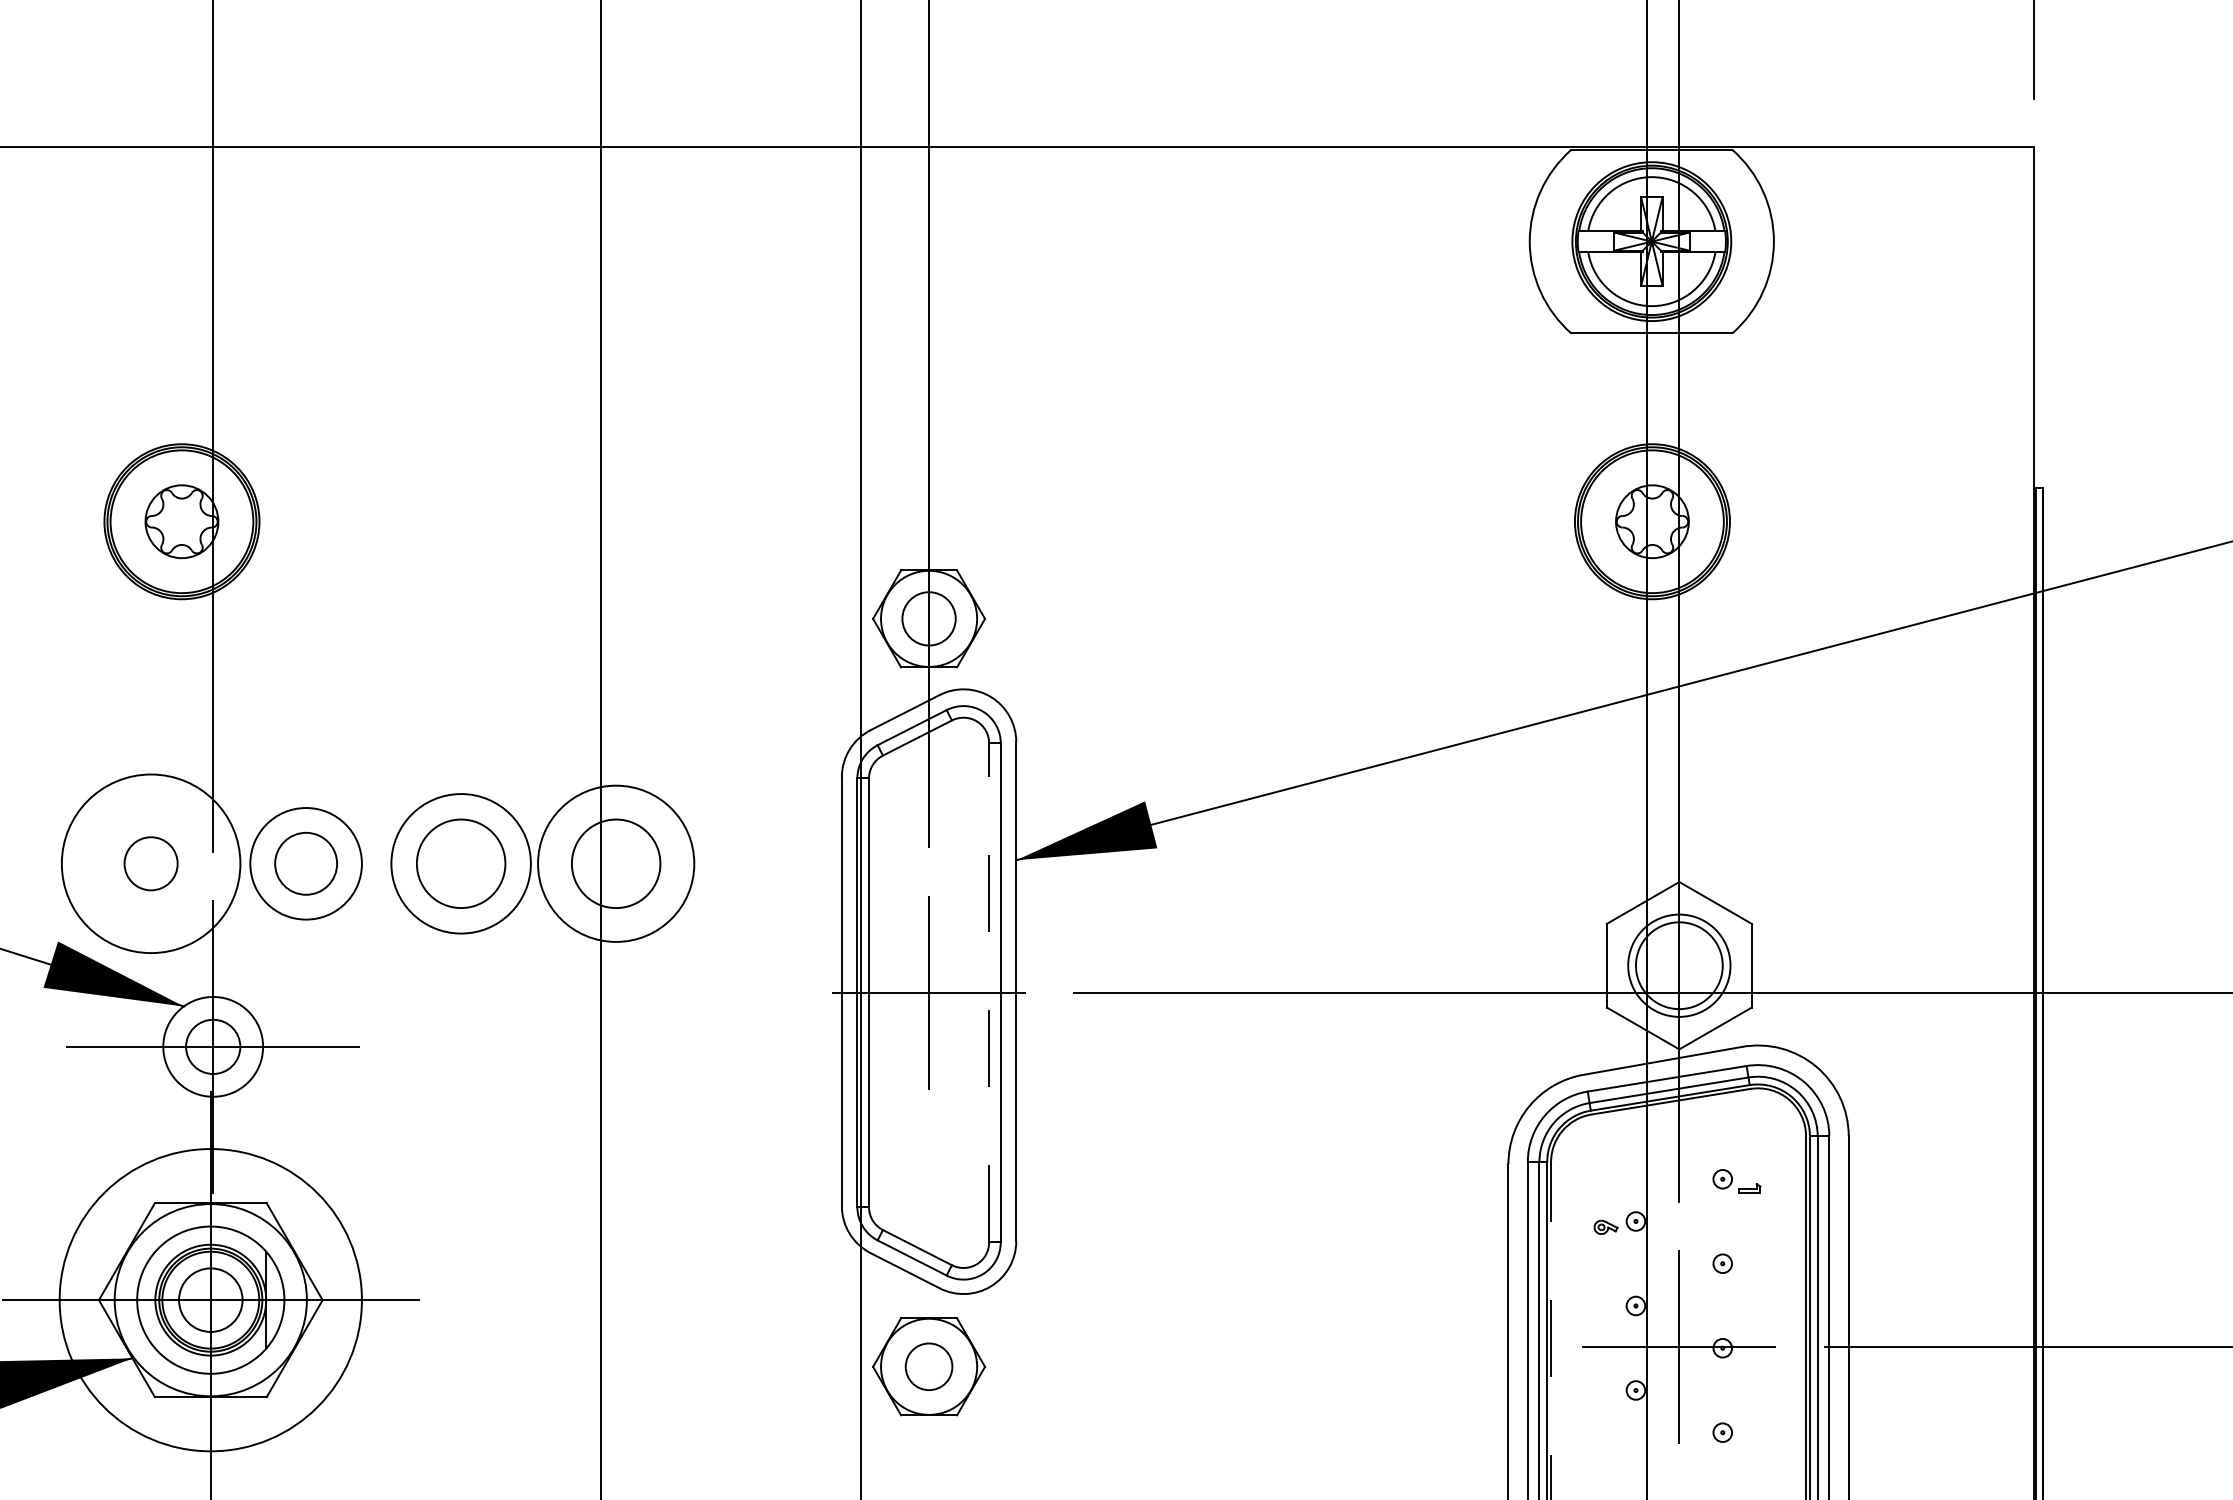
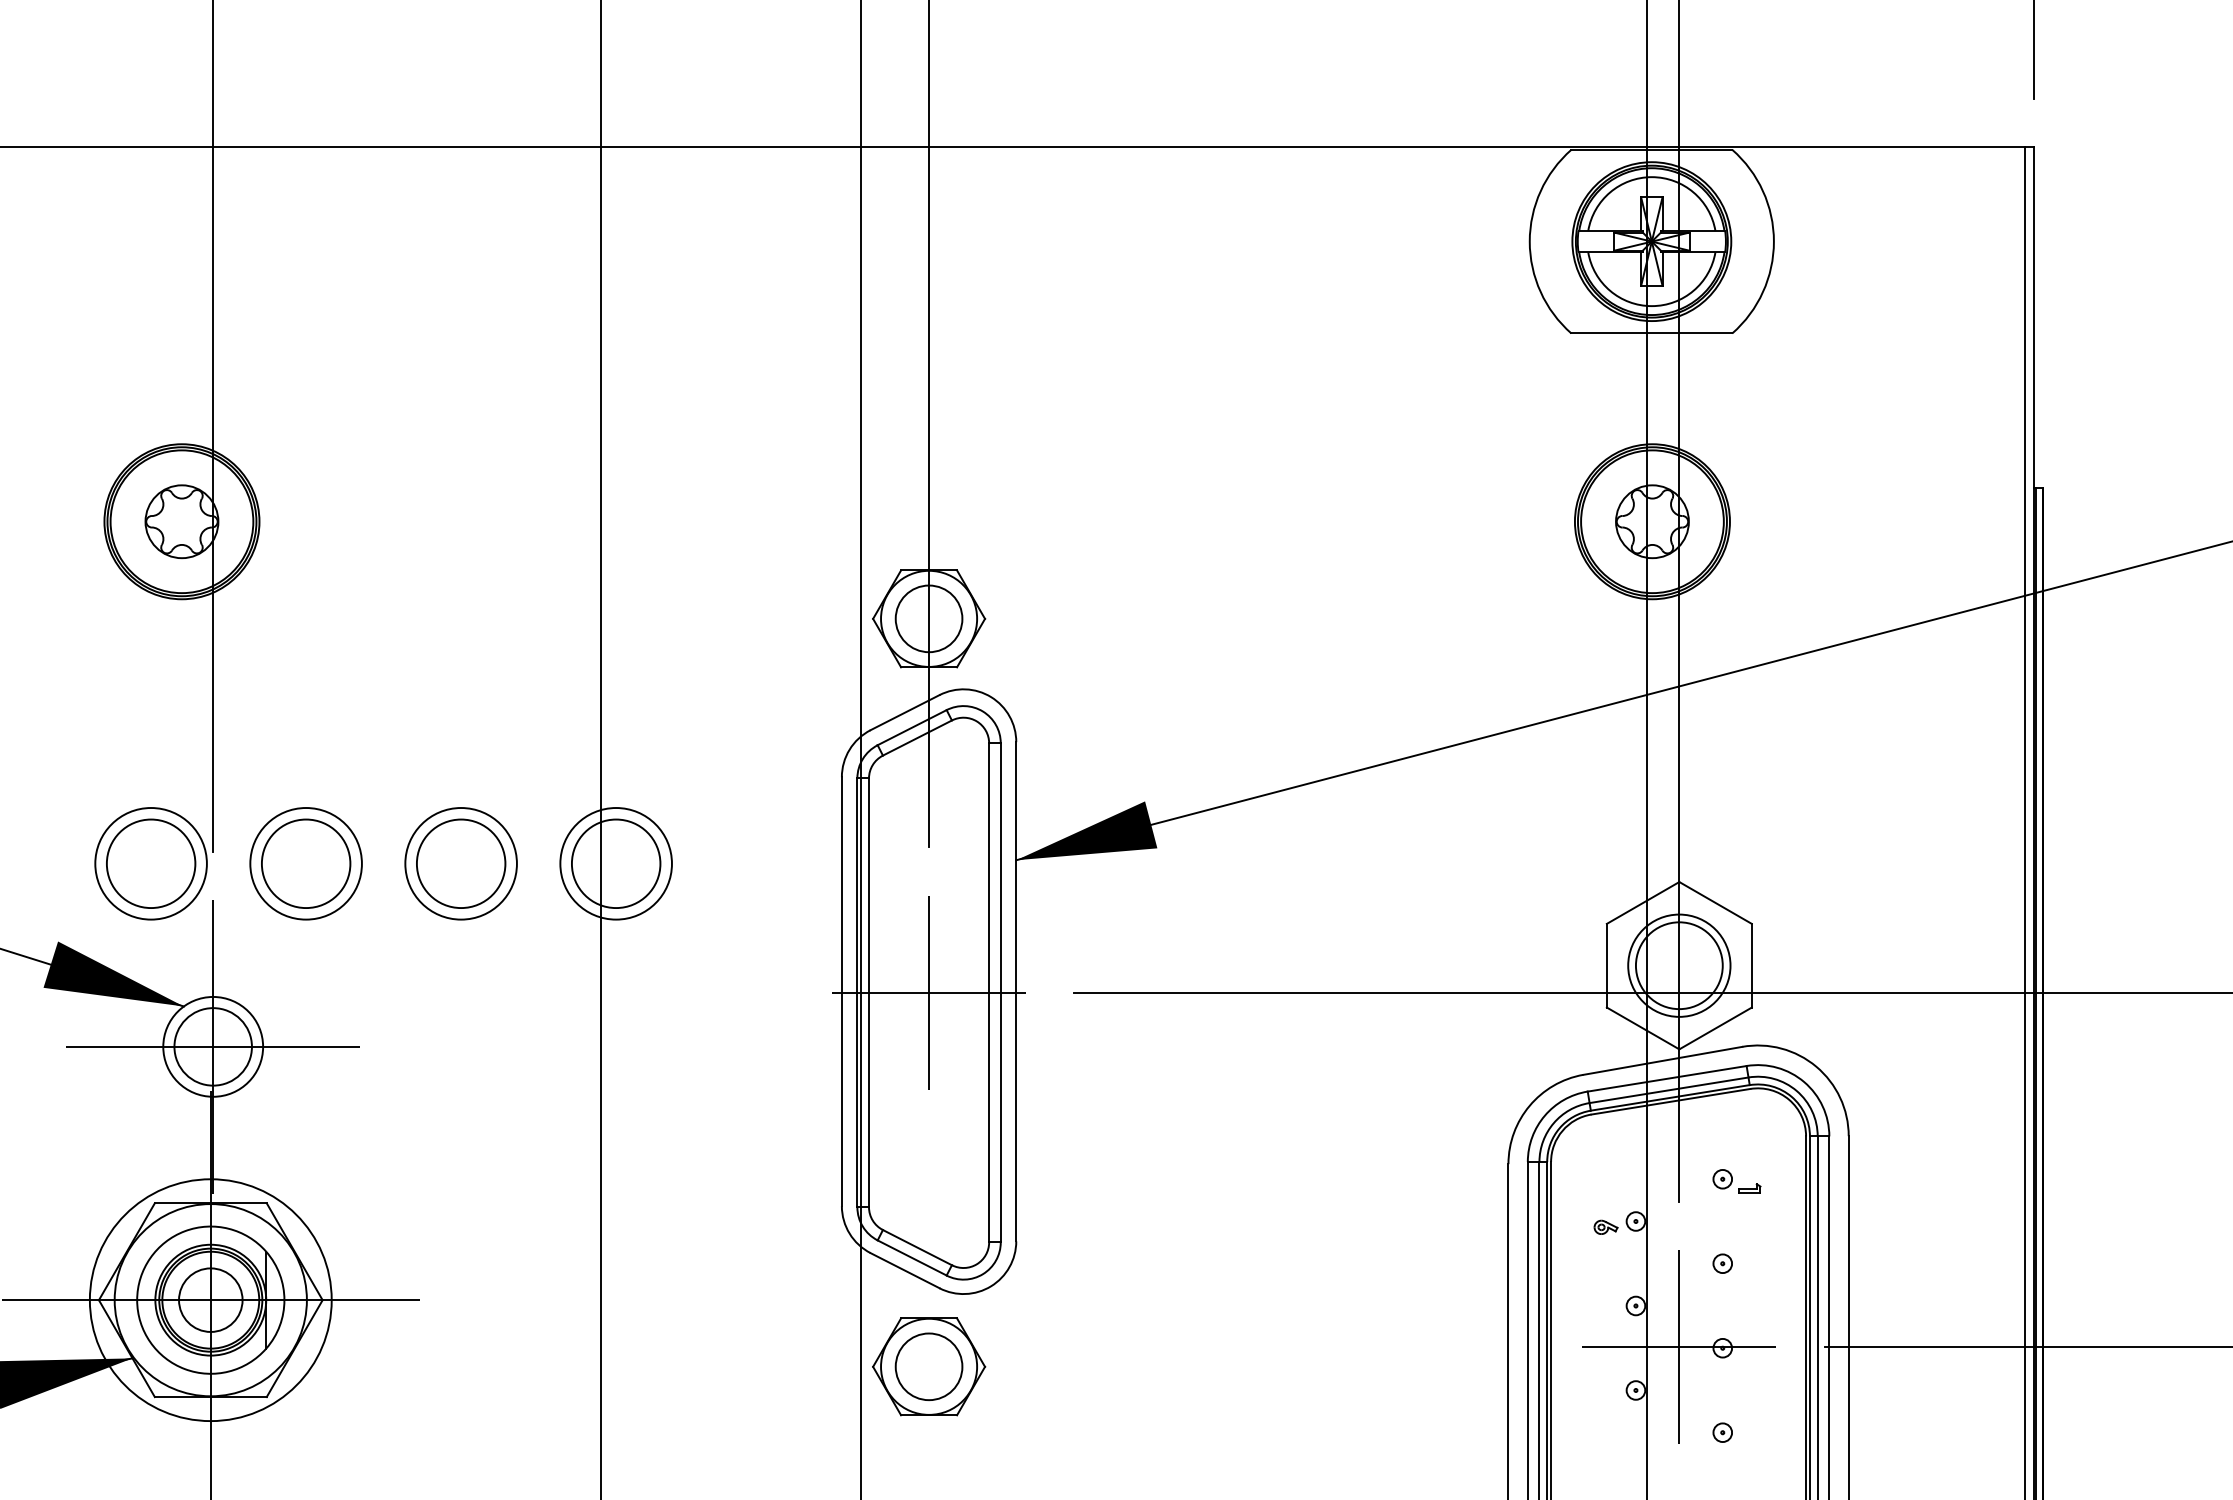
circle diameter: 53 px -> 67 px (928, 618)
line: none -> present (2024, 821)
circle diameter: 179 px -> 112 px (150, 863)
circle diameter: 53 px -> 89 px (150, 863)
circle diameter: 62 px -> 89 px (305, 863)
circle diameter: 140 px -> 112 px (460, 863)
circle diameter: 156 px -> 112 px (615, 863)
line: dashed -> solid (989, 992)
circle diameter: 54 px -> 78 px (212, 1046)
circle diameter: 302 px -> 242 px (210, 1300)
line: dashed -> solid (1551, 1330)
circle diameter: 47 px -> 67 px (928, 1366)
